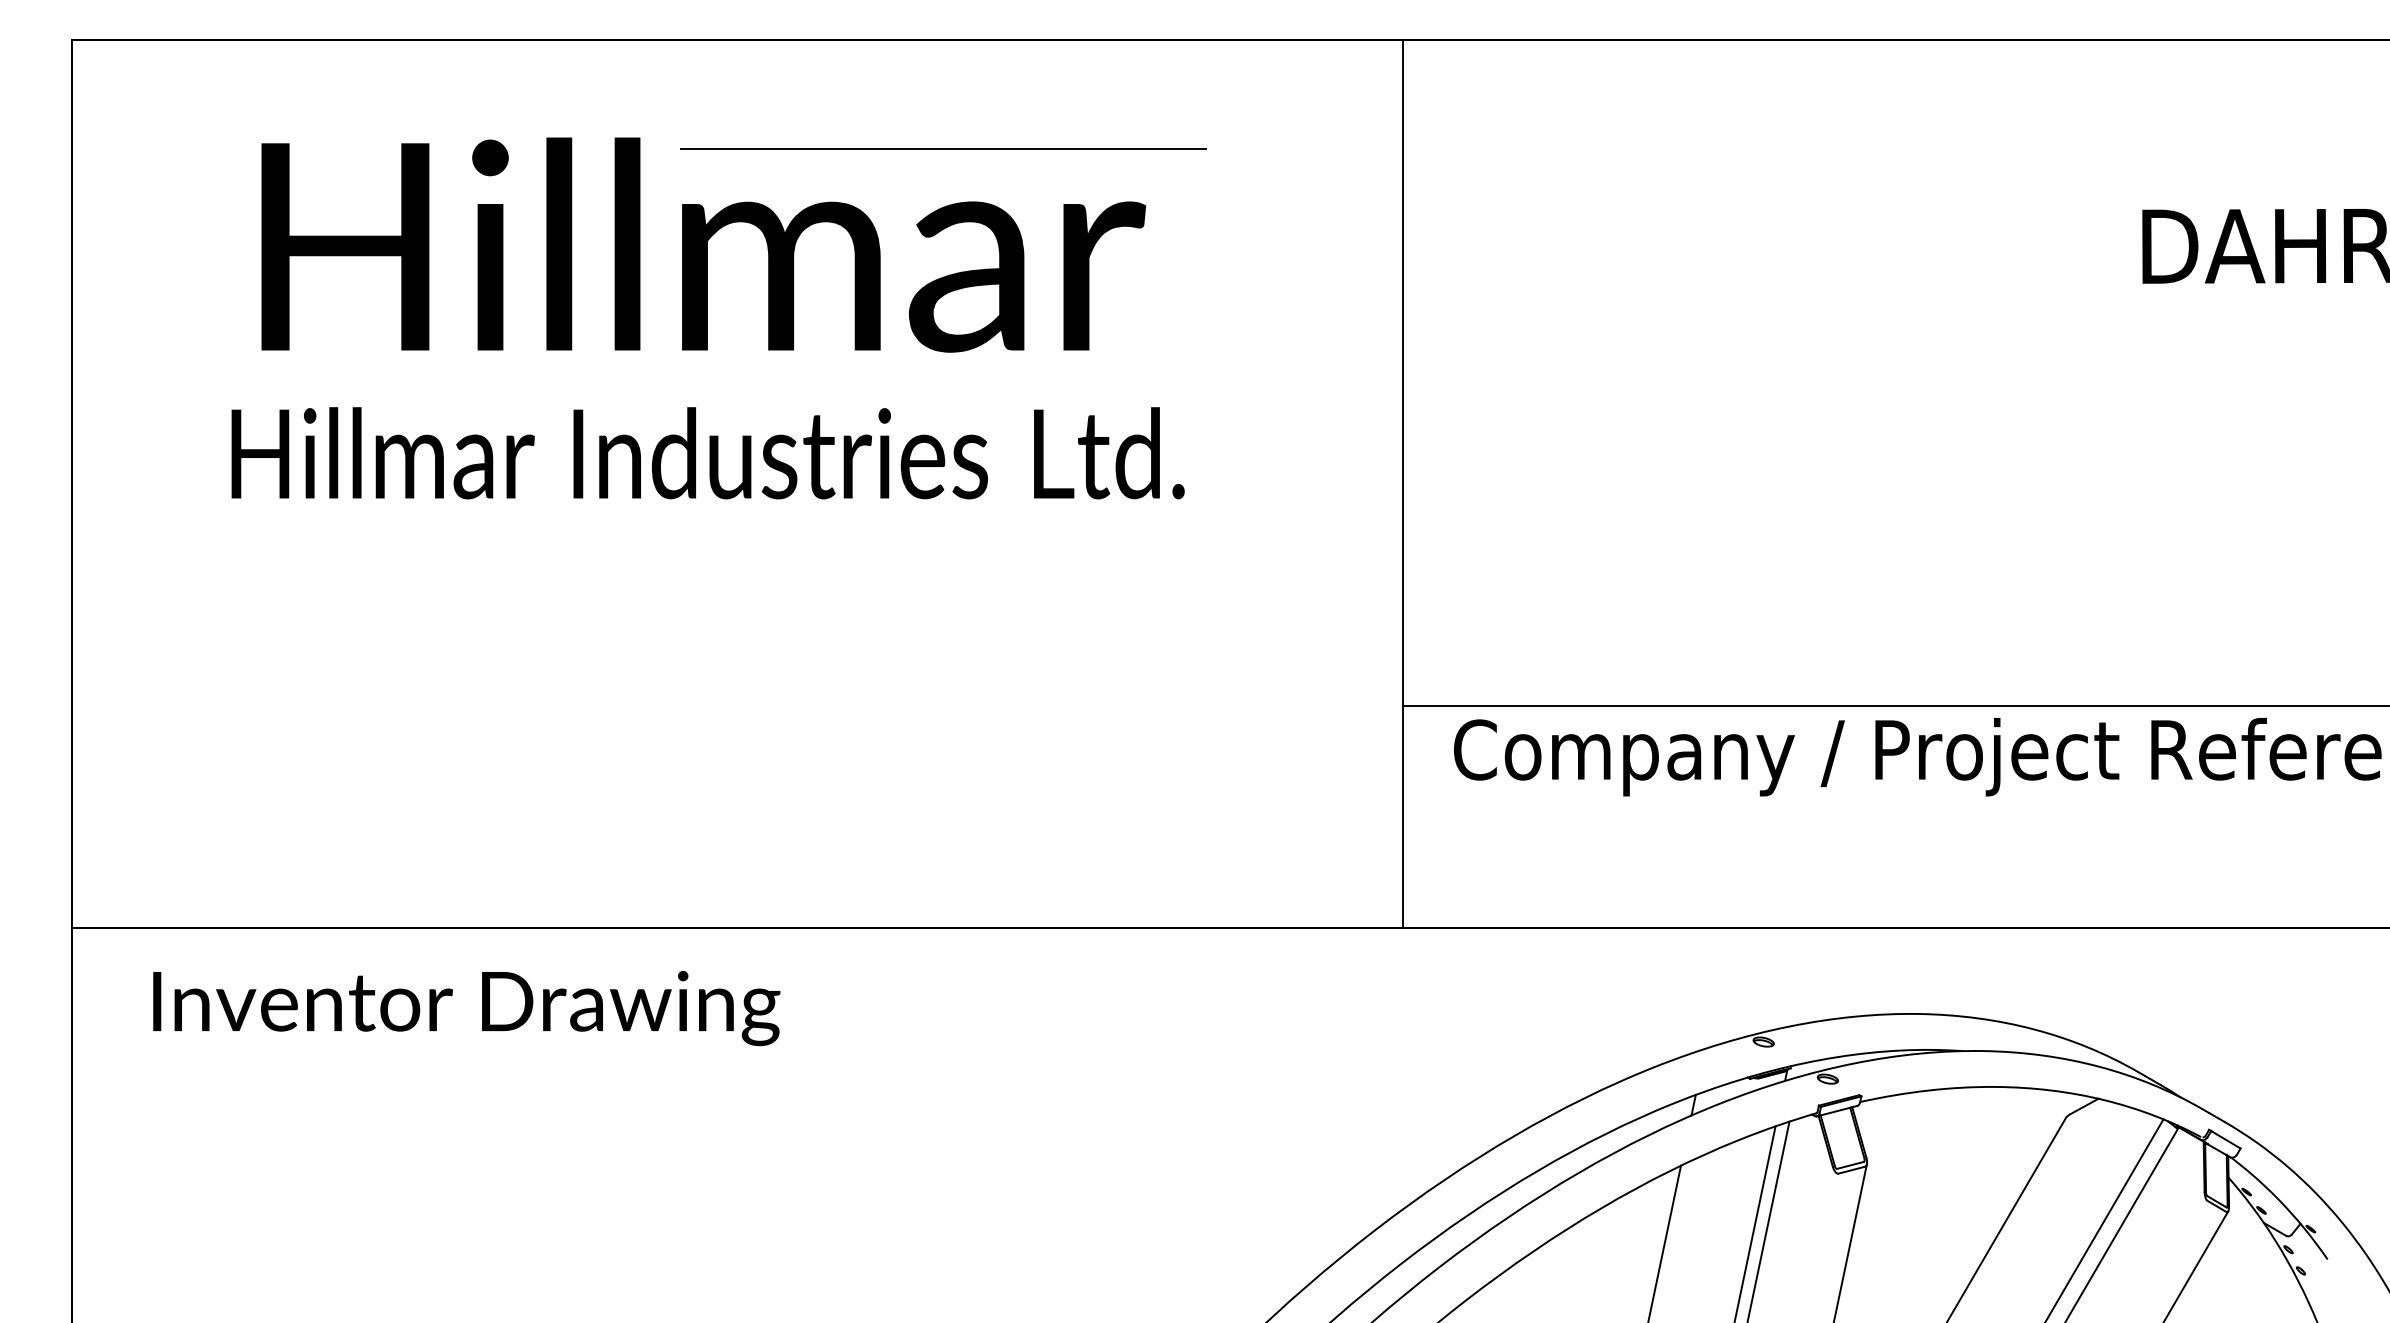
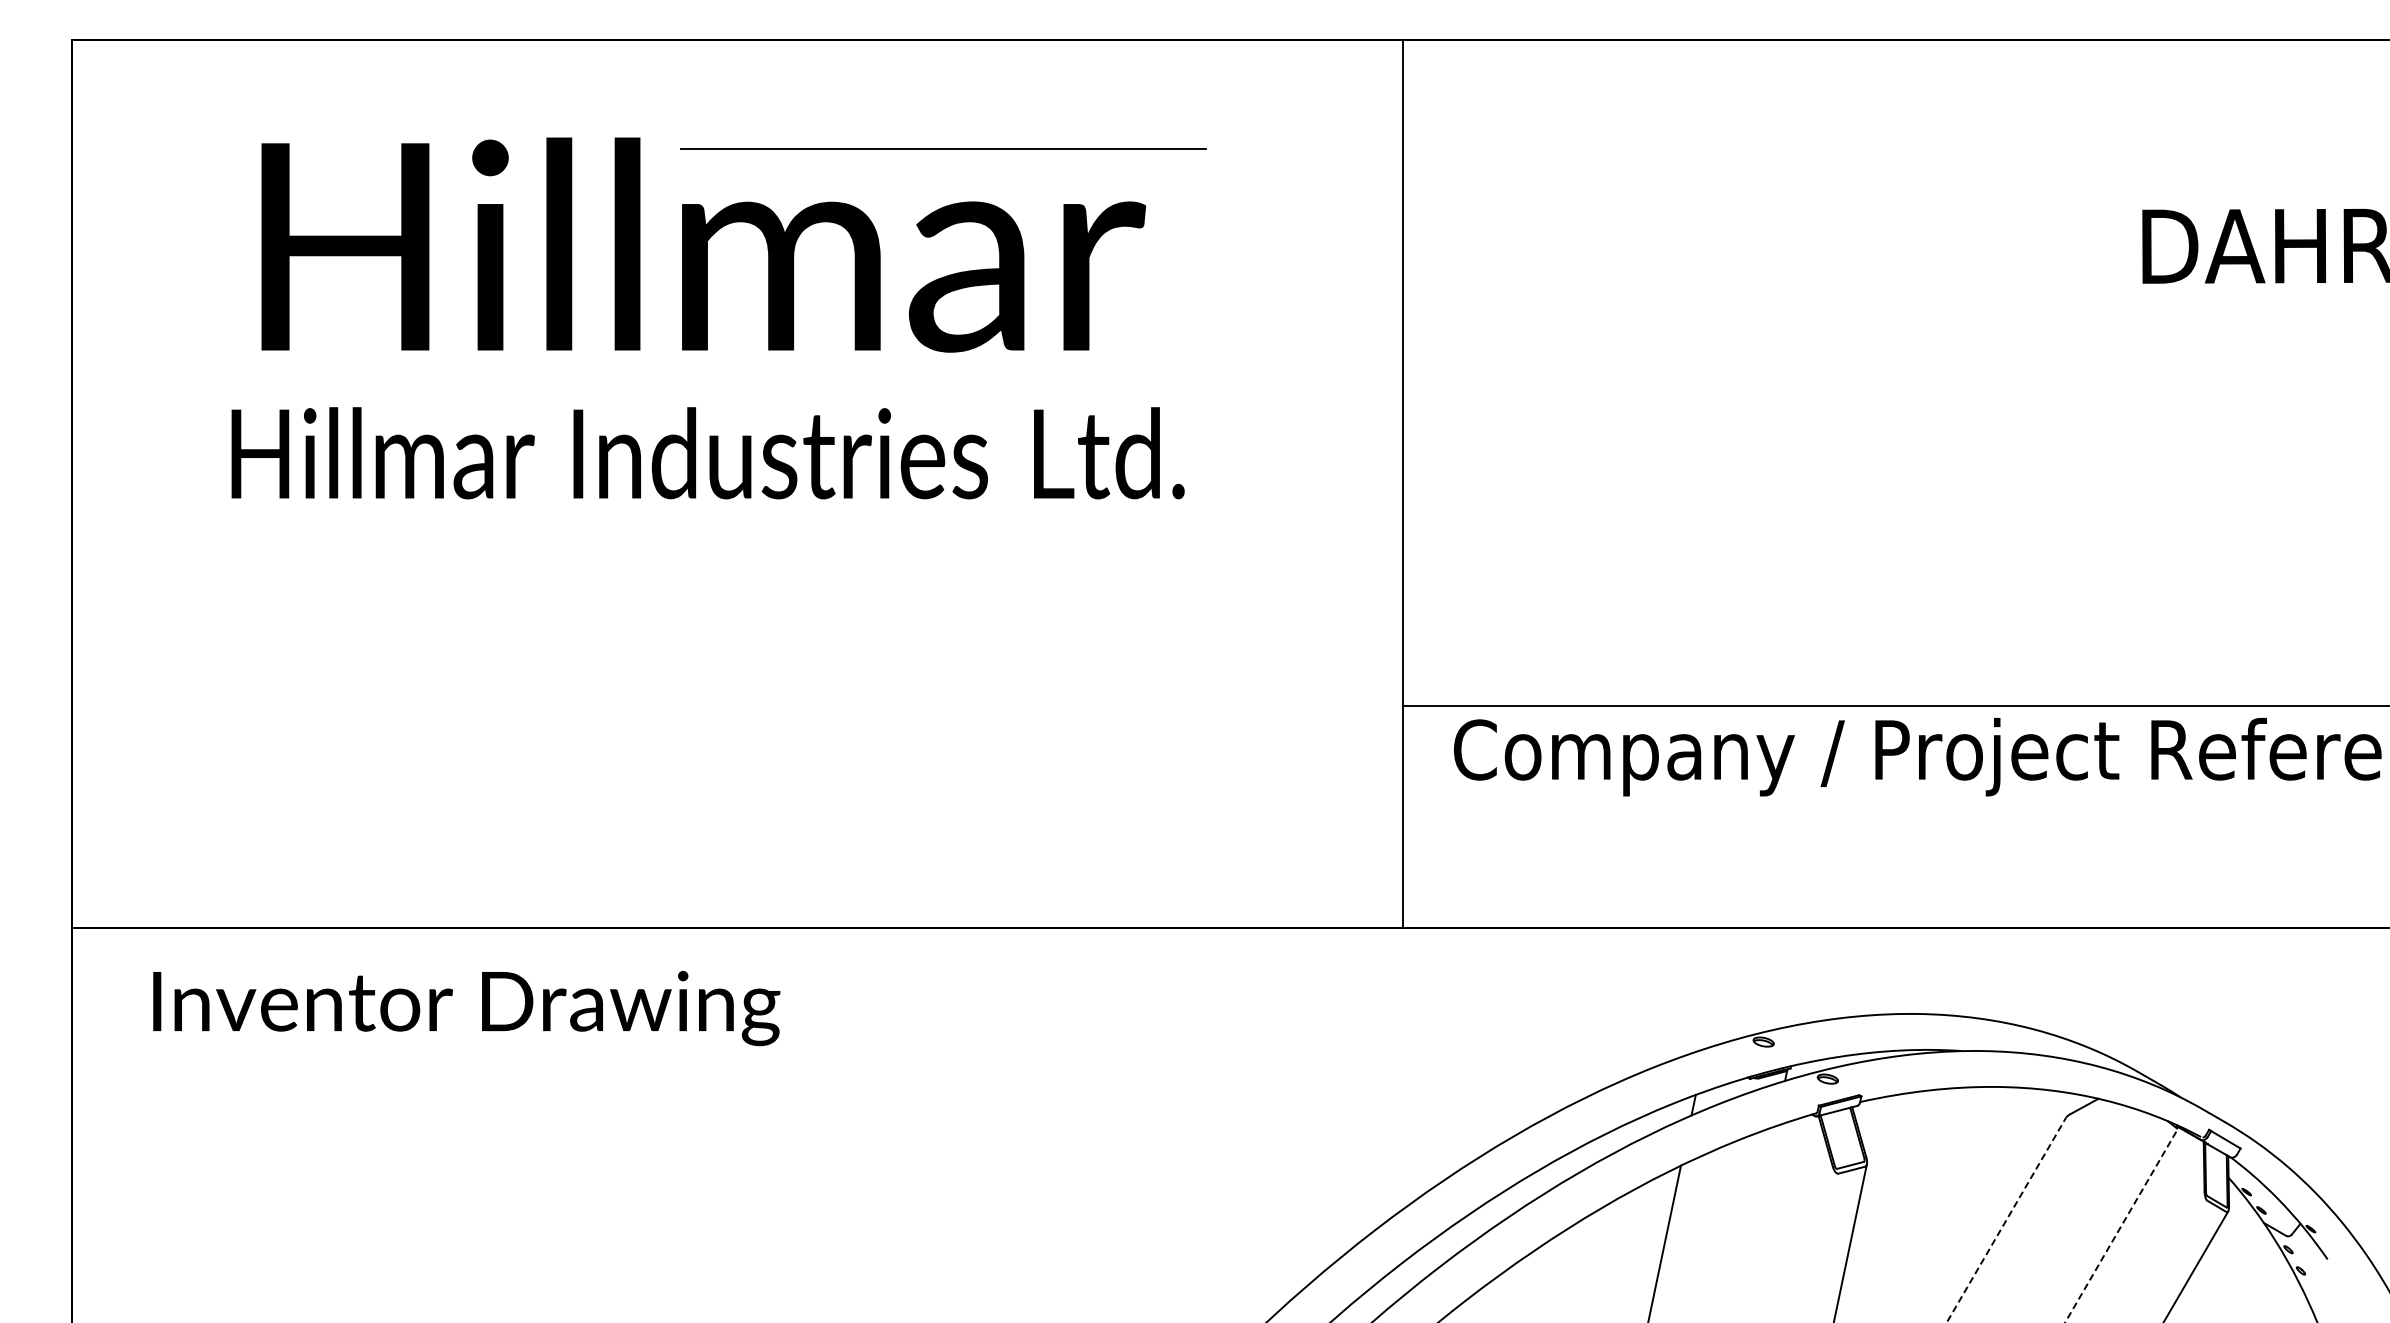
line: solid -> dashed (2006, 1219)
line: present -> none (2105, 1219)
line: present -> none (1768, 1220)
line: present -> none (1755, 1222)
line: solid -> dashed (2122, 1224)
